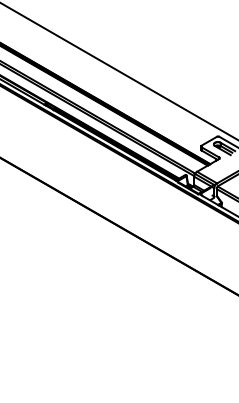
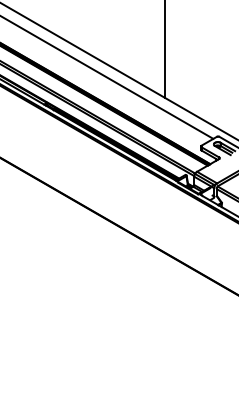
line: none -> present (165, 49)
line: none -> present (107, 77)
